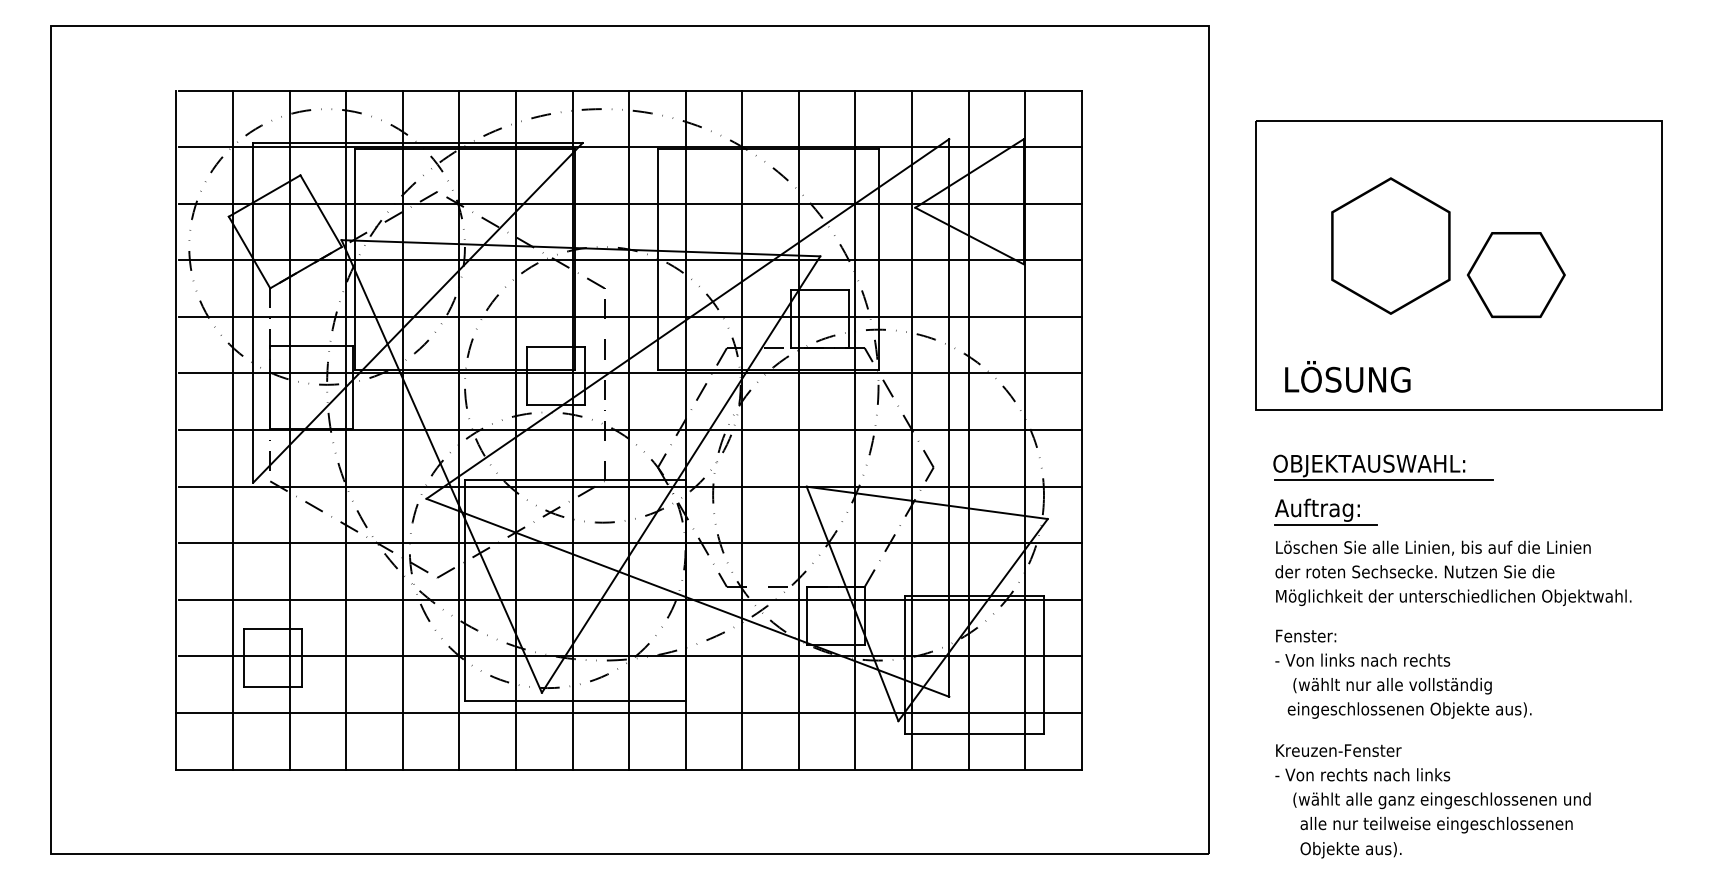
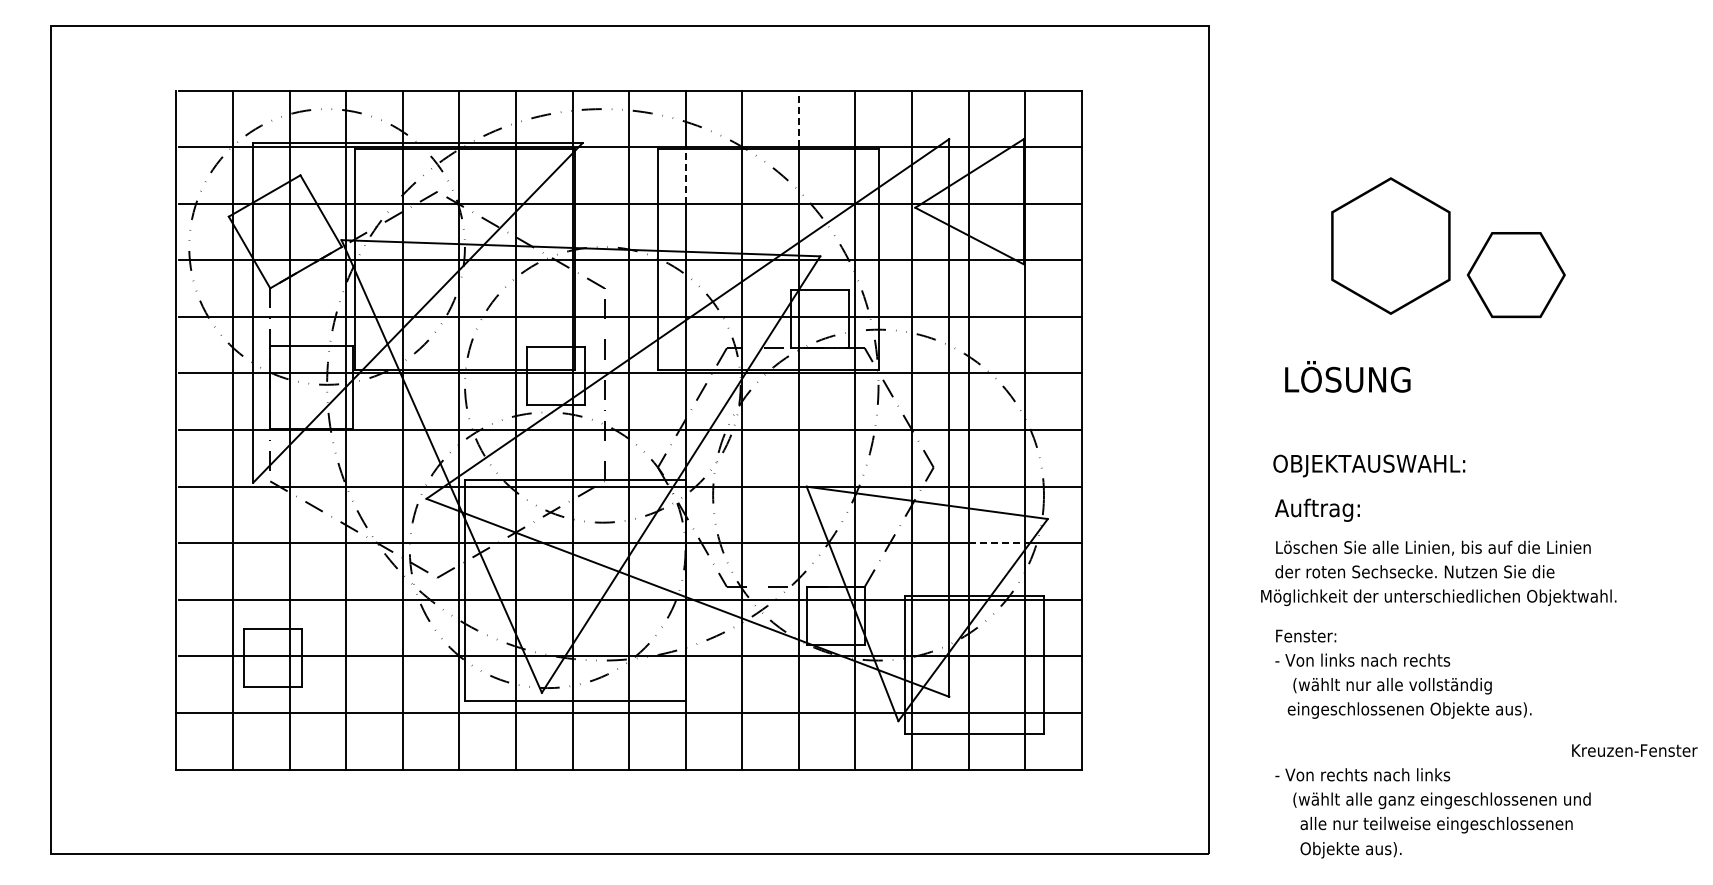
line: solid -> dashed (798, 118)
line: solid -> dashed (685, 174)
part: present -> none (1458, 265)
line: present -> none (1383, 480)
line: present -> none (1325, 525)
line: solid -> dashed (997, 543)
text position: (1453, 597) -> (1438, 597) (1438, 597)
text position: (1338, 750) -> (1634, 750) (1634, 750)
